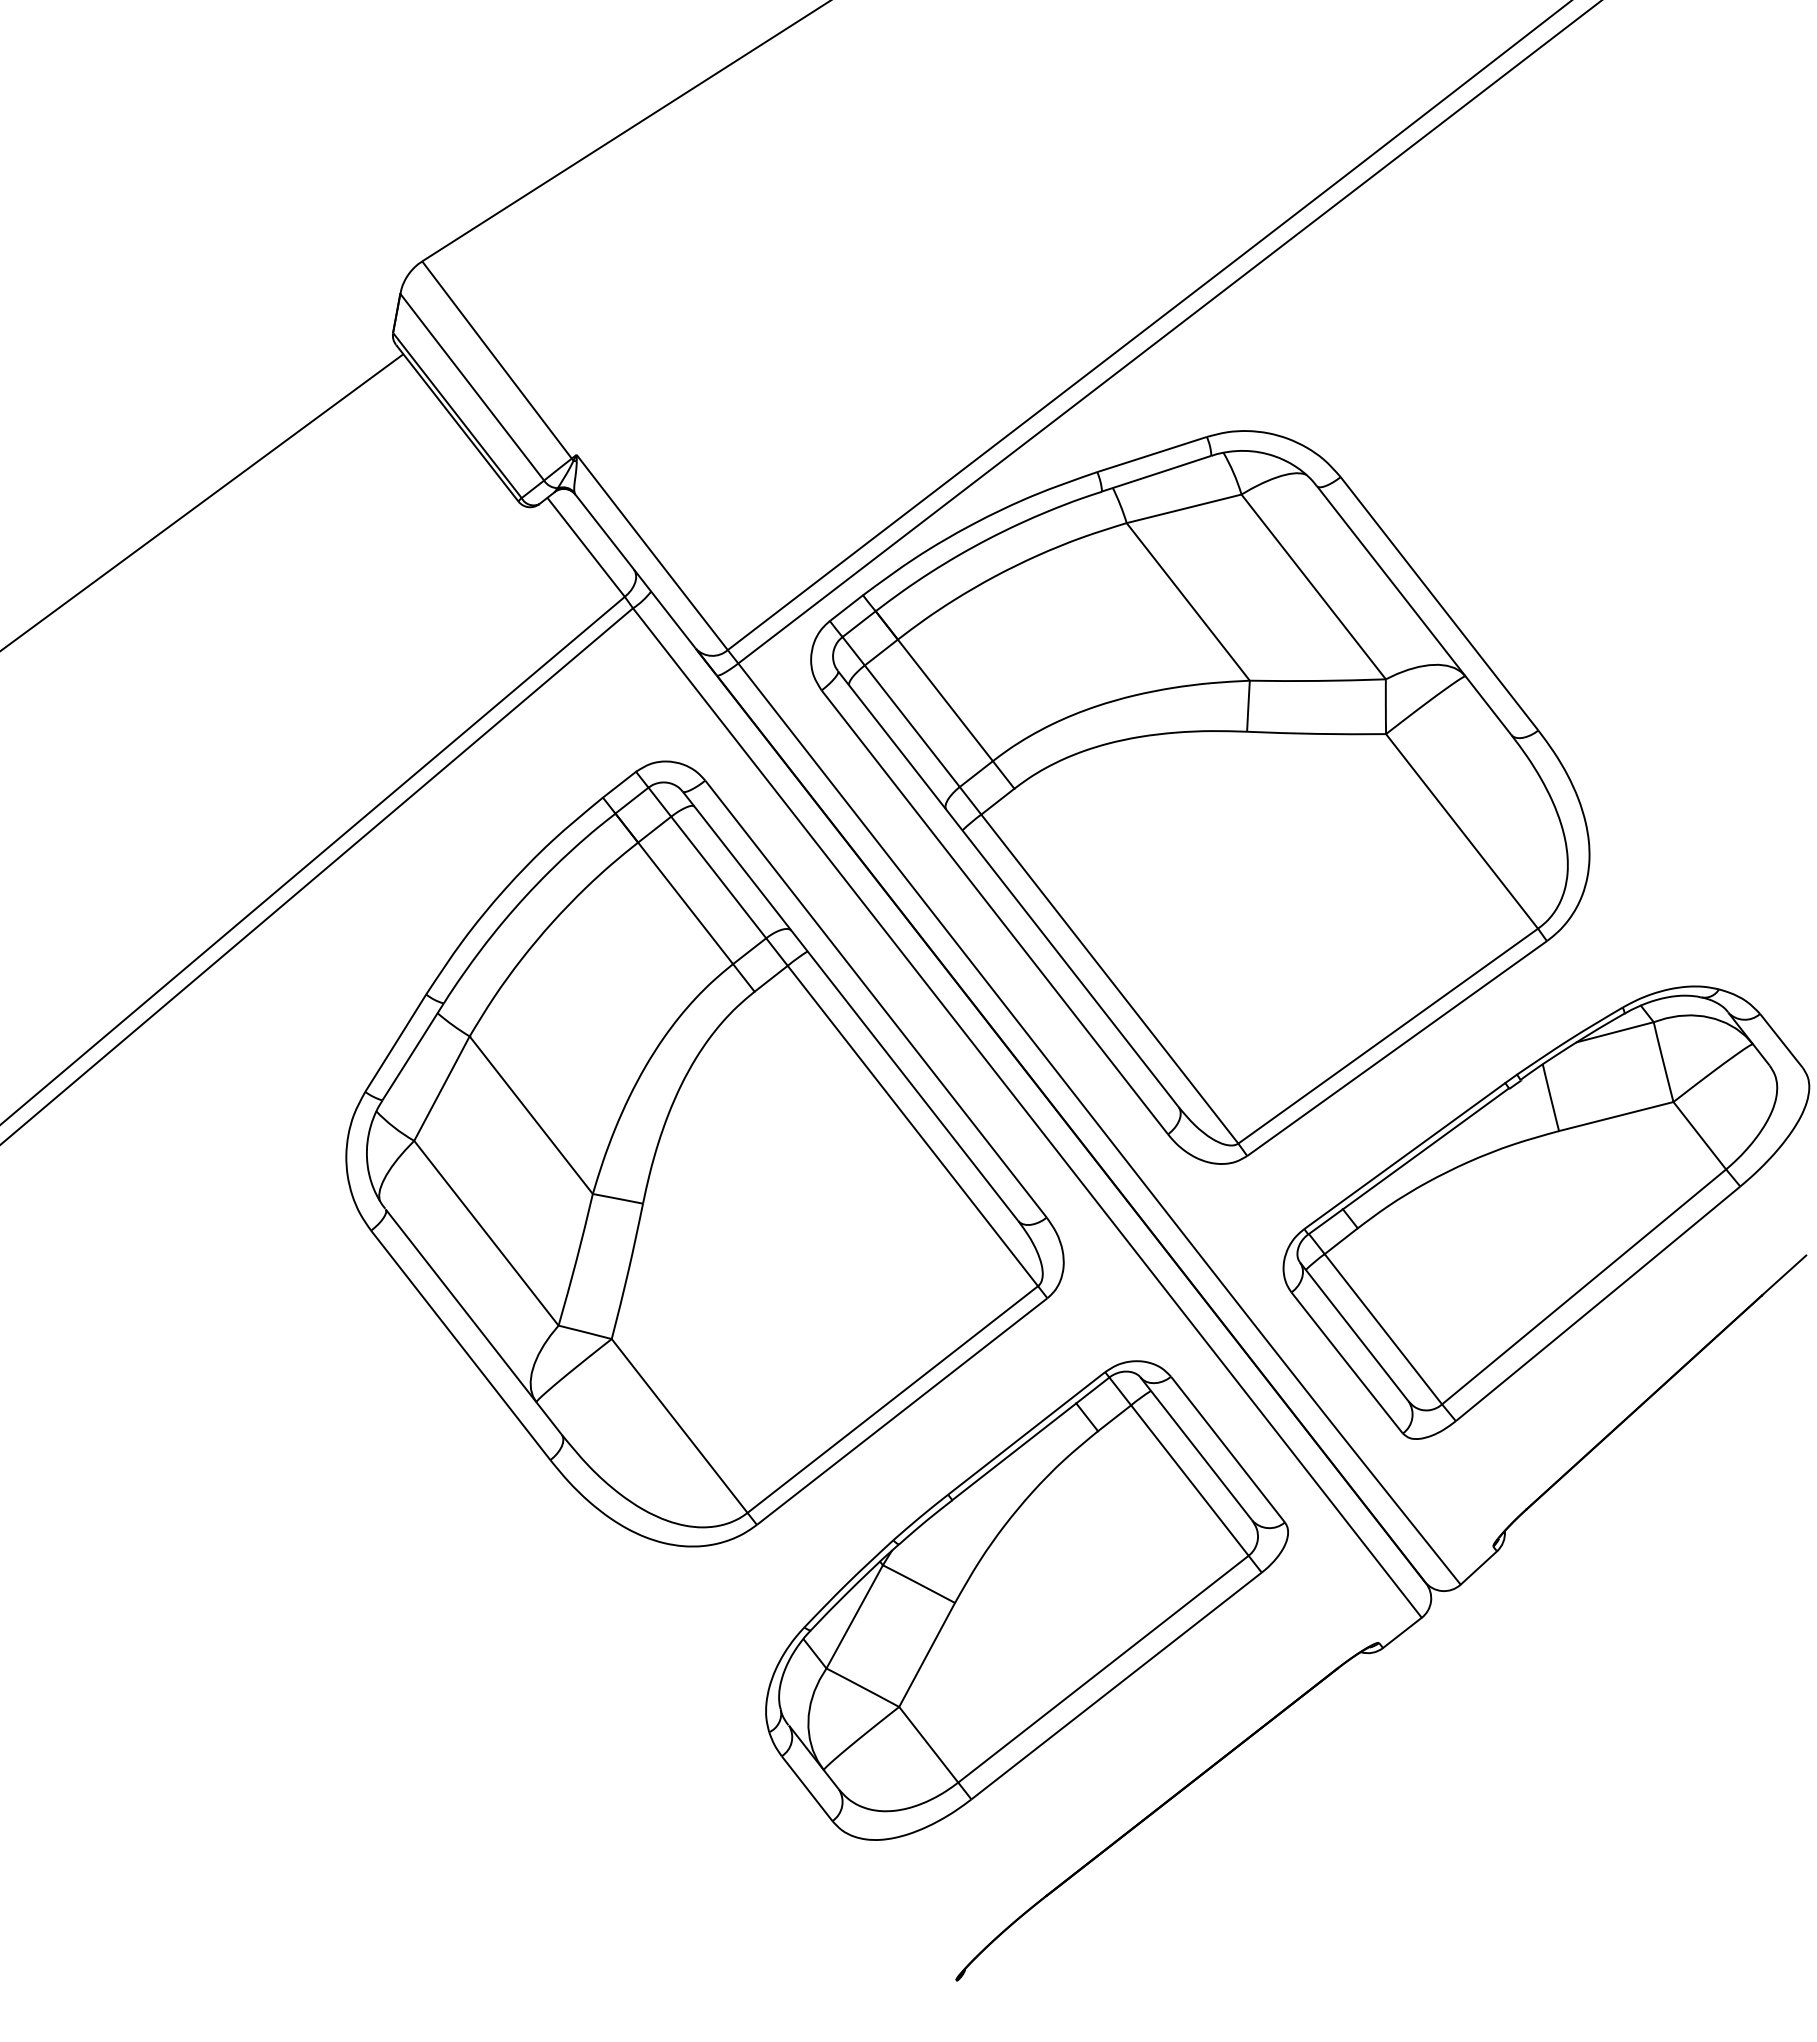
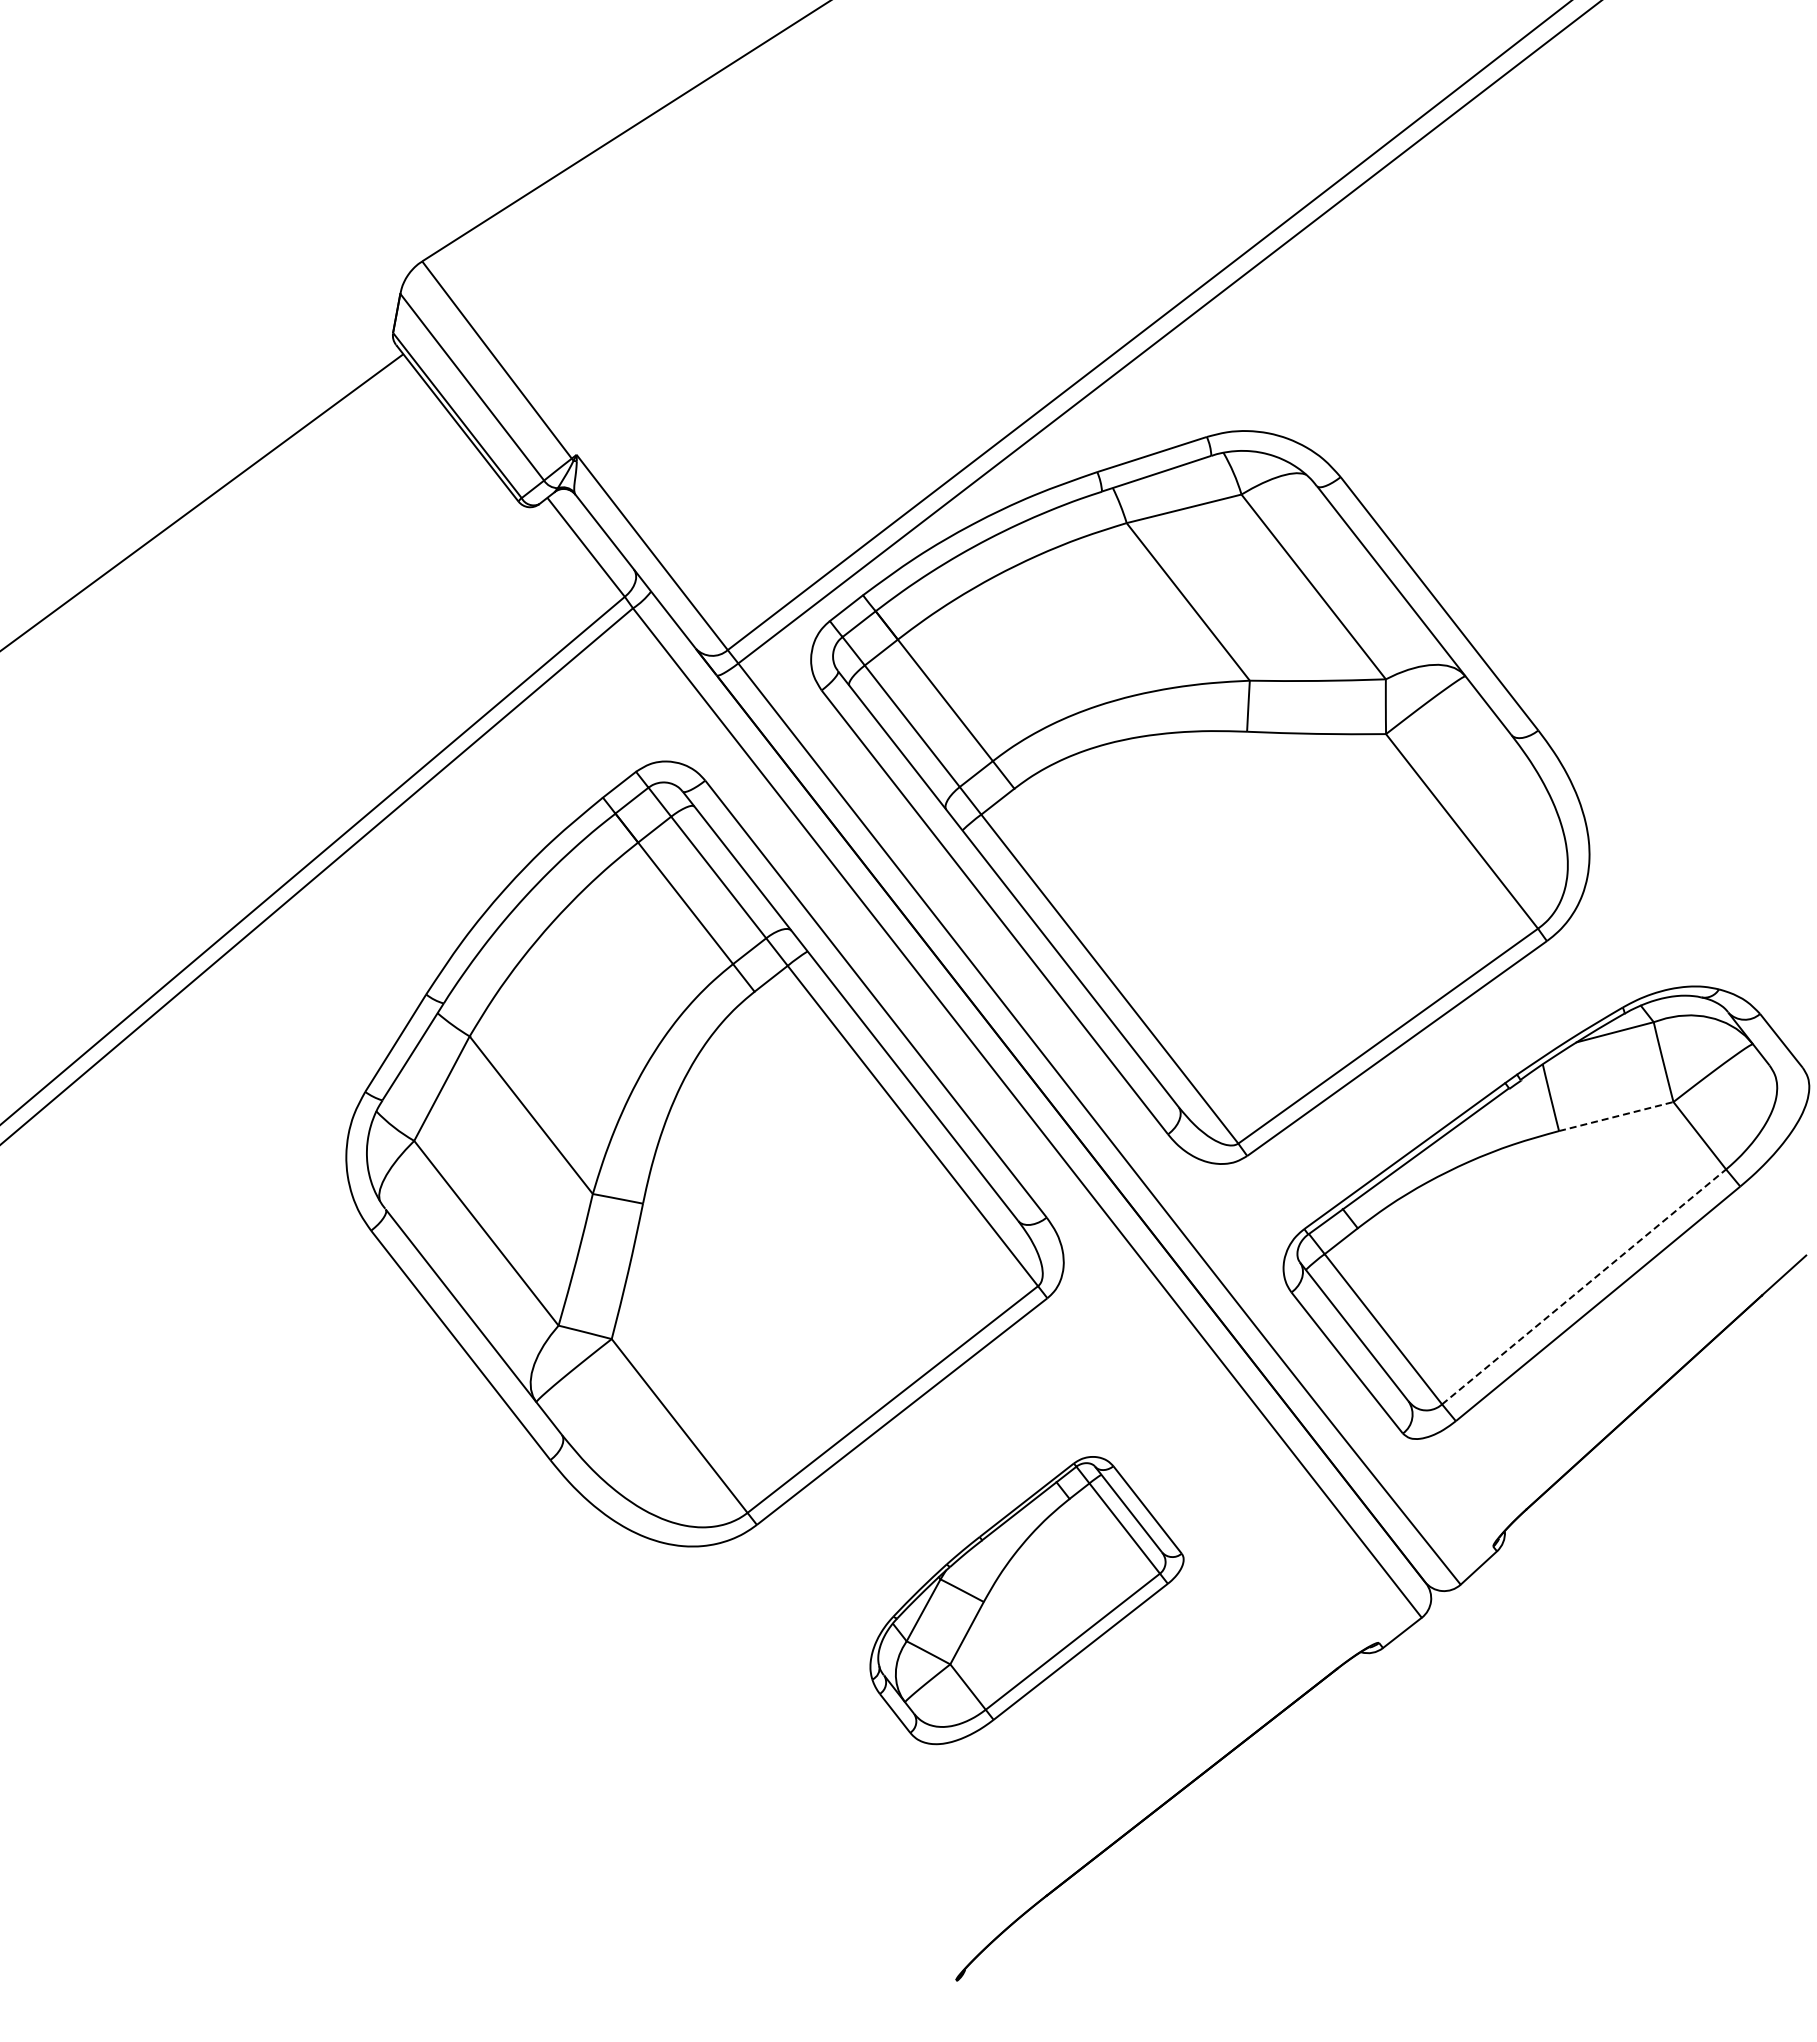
line: solid -> dashed (1616, 1116)
line: solid -> dashed (1584, 1286)
part size: 524x481 px -> 316x290 px (1026, 1600)
